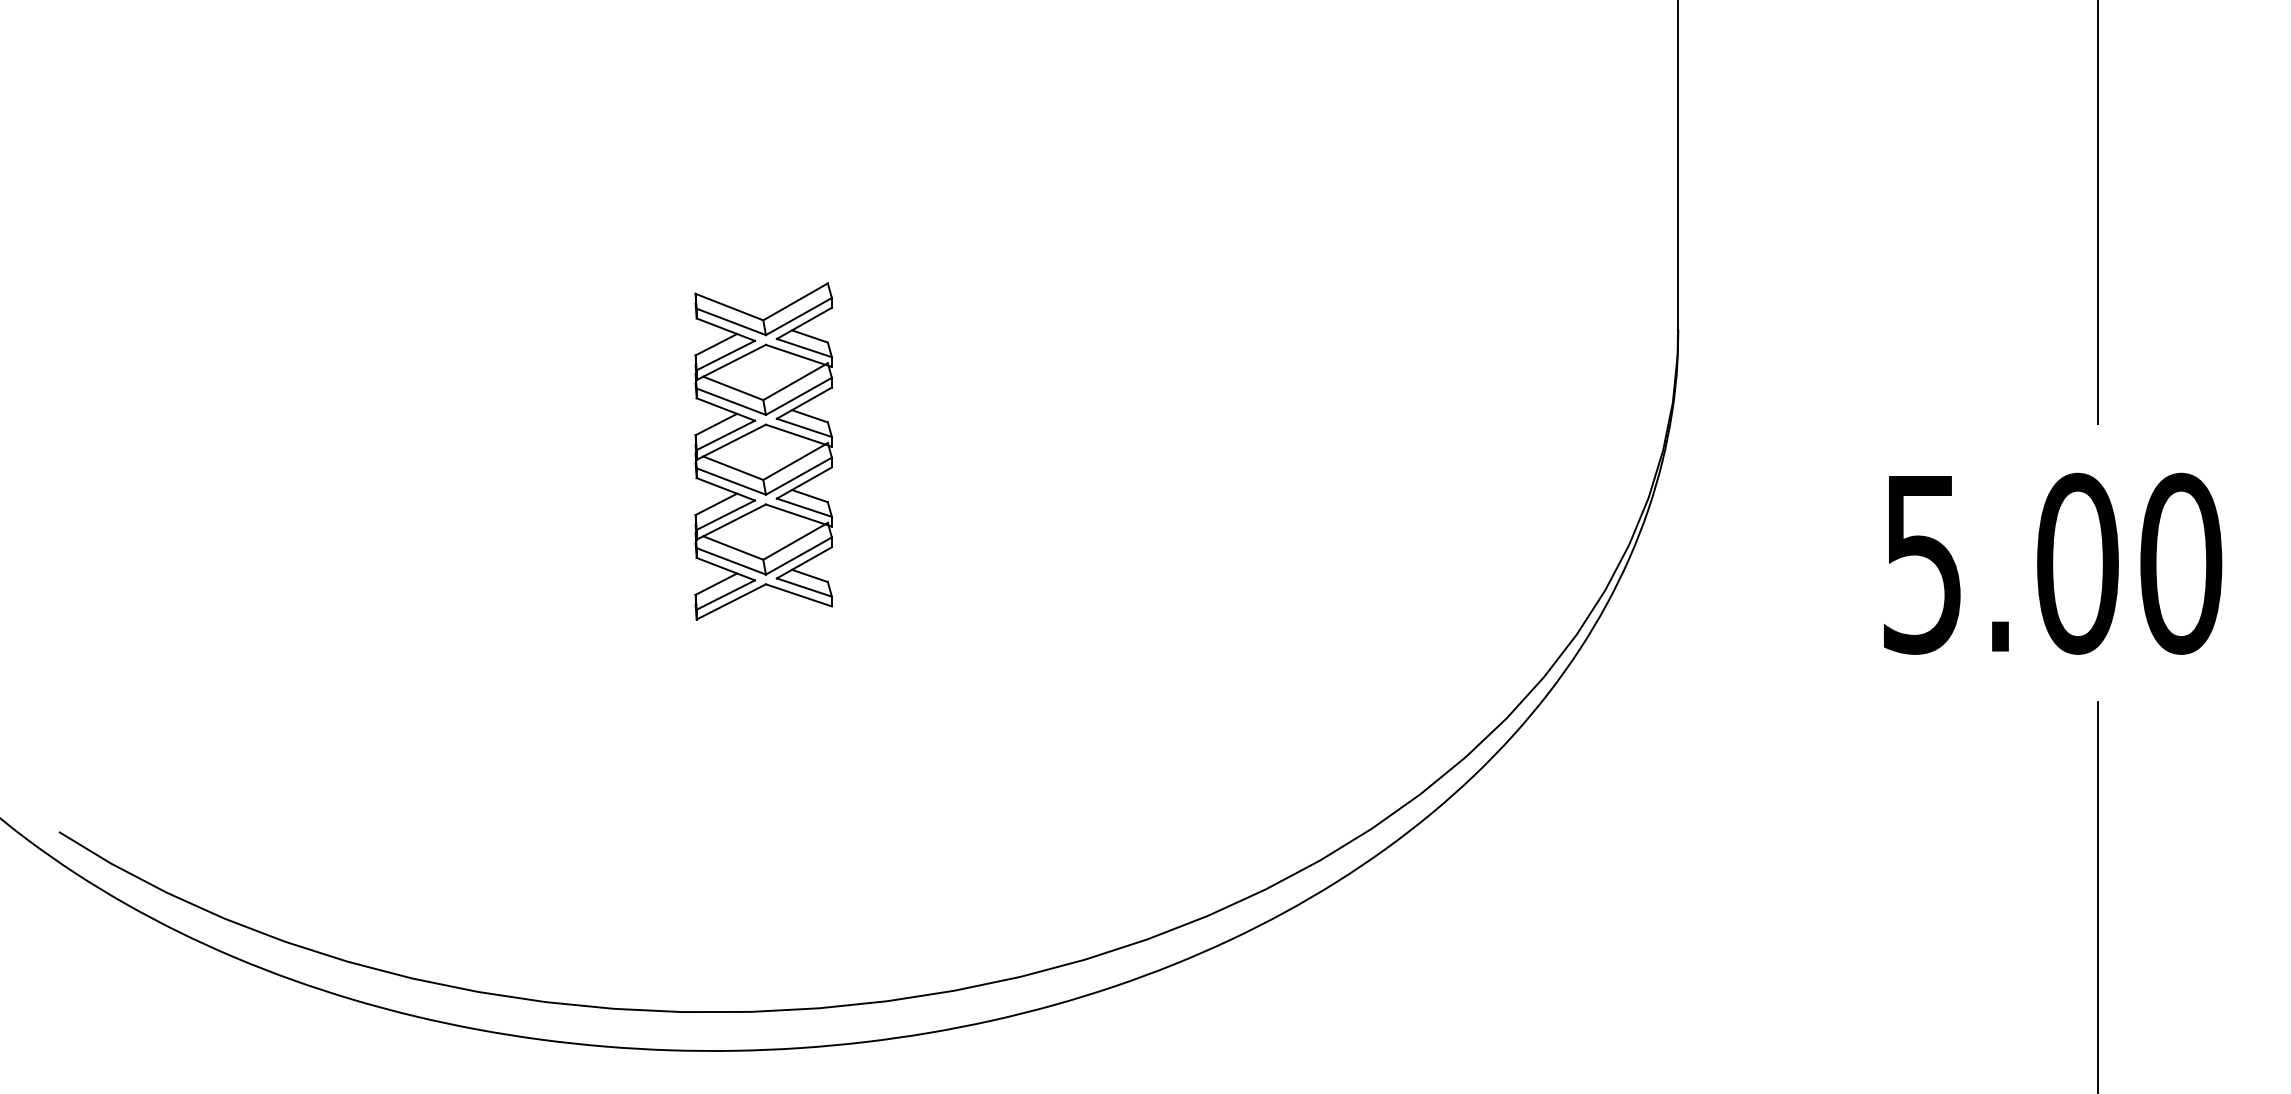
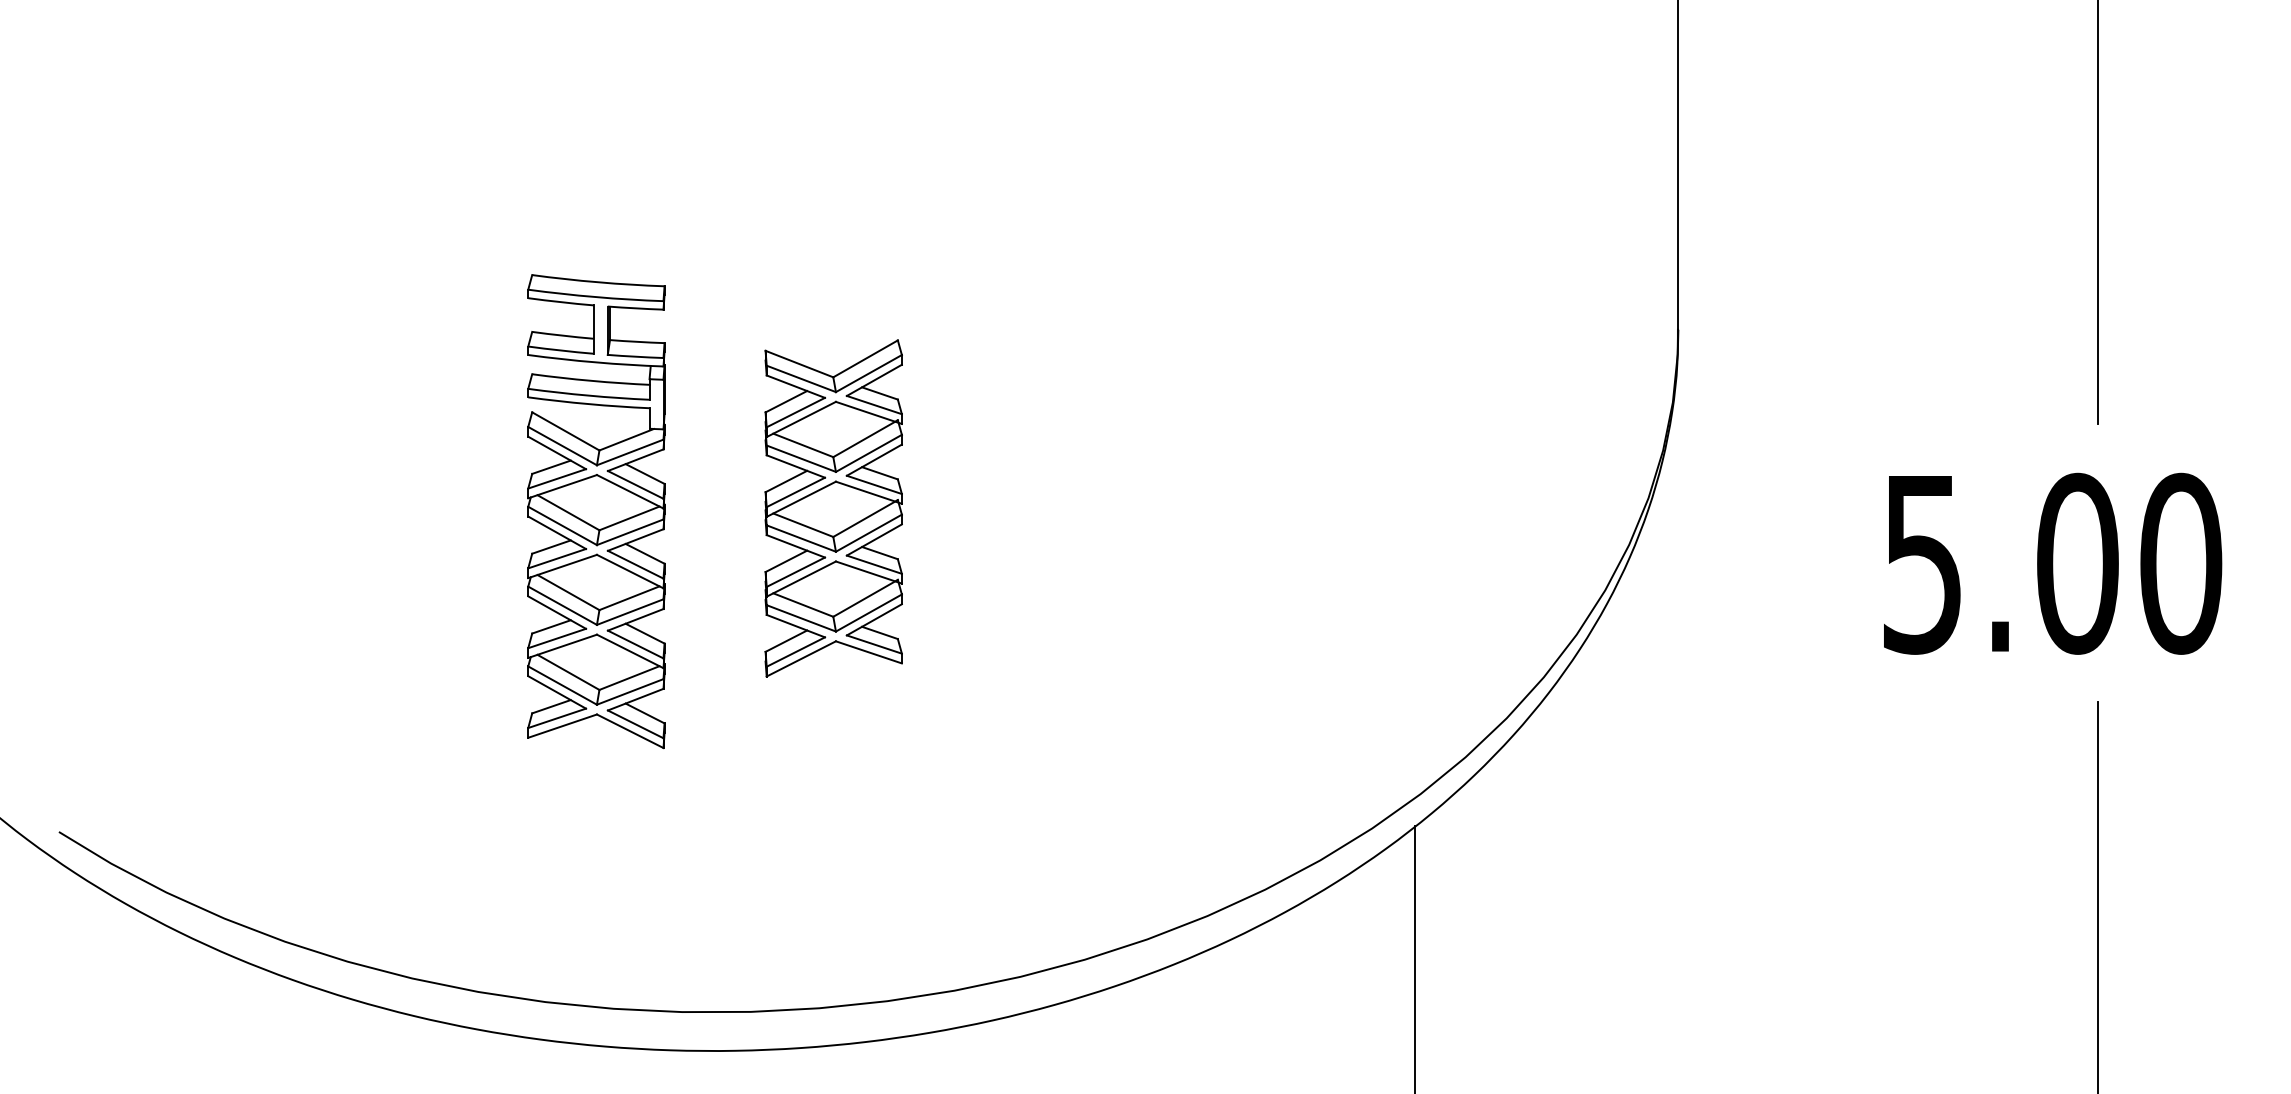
part position: (763, 451) -> (833, 508) (833, 508)
part: none -> present (596, 511)
line: none -> present (1415, 958)
